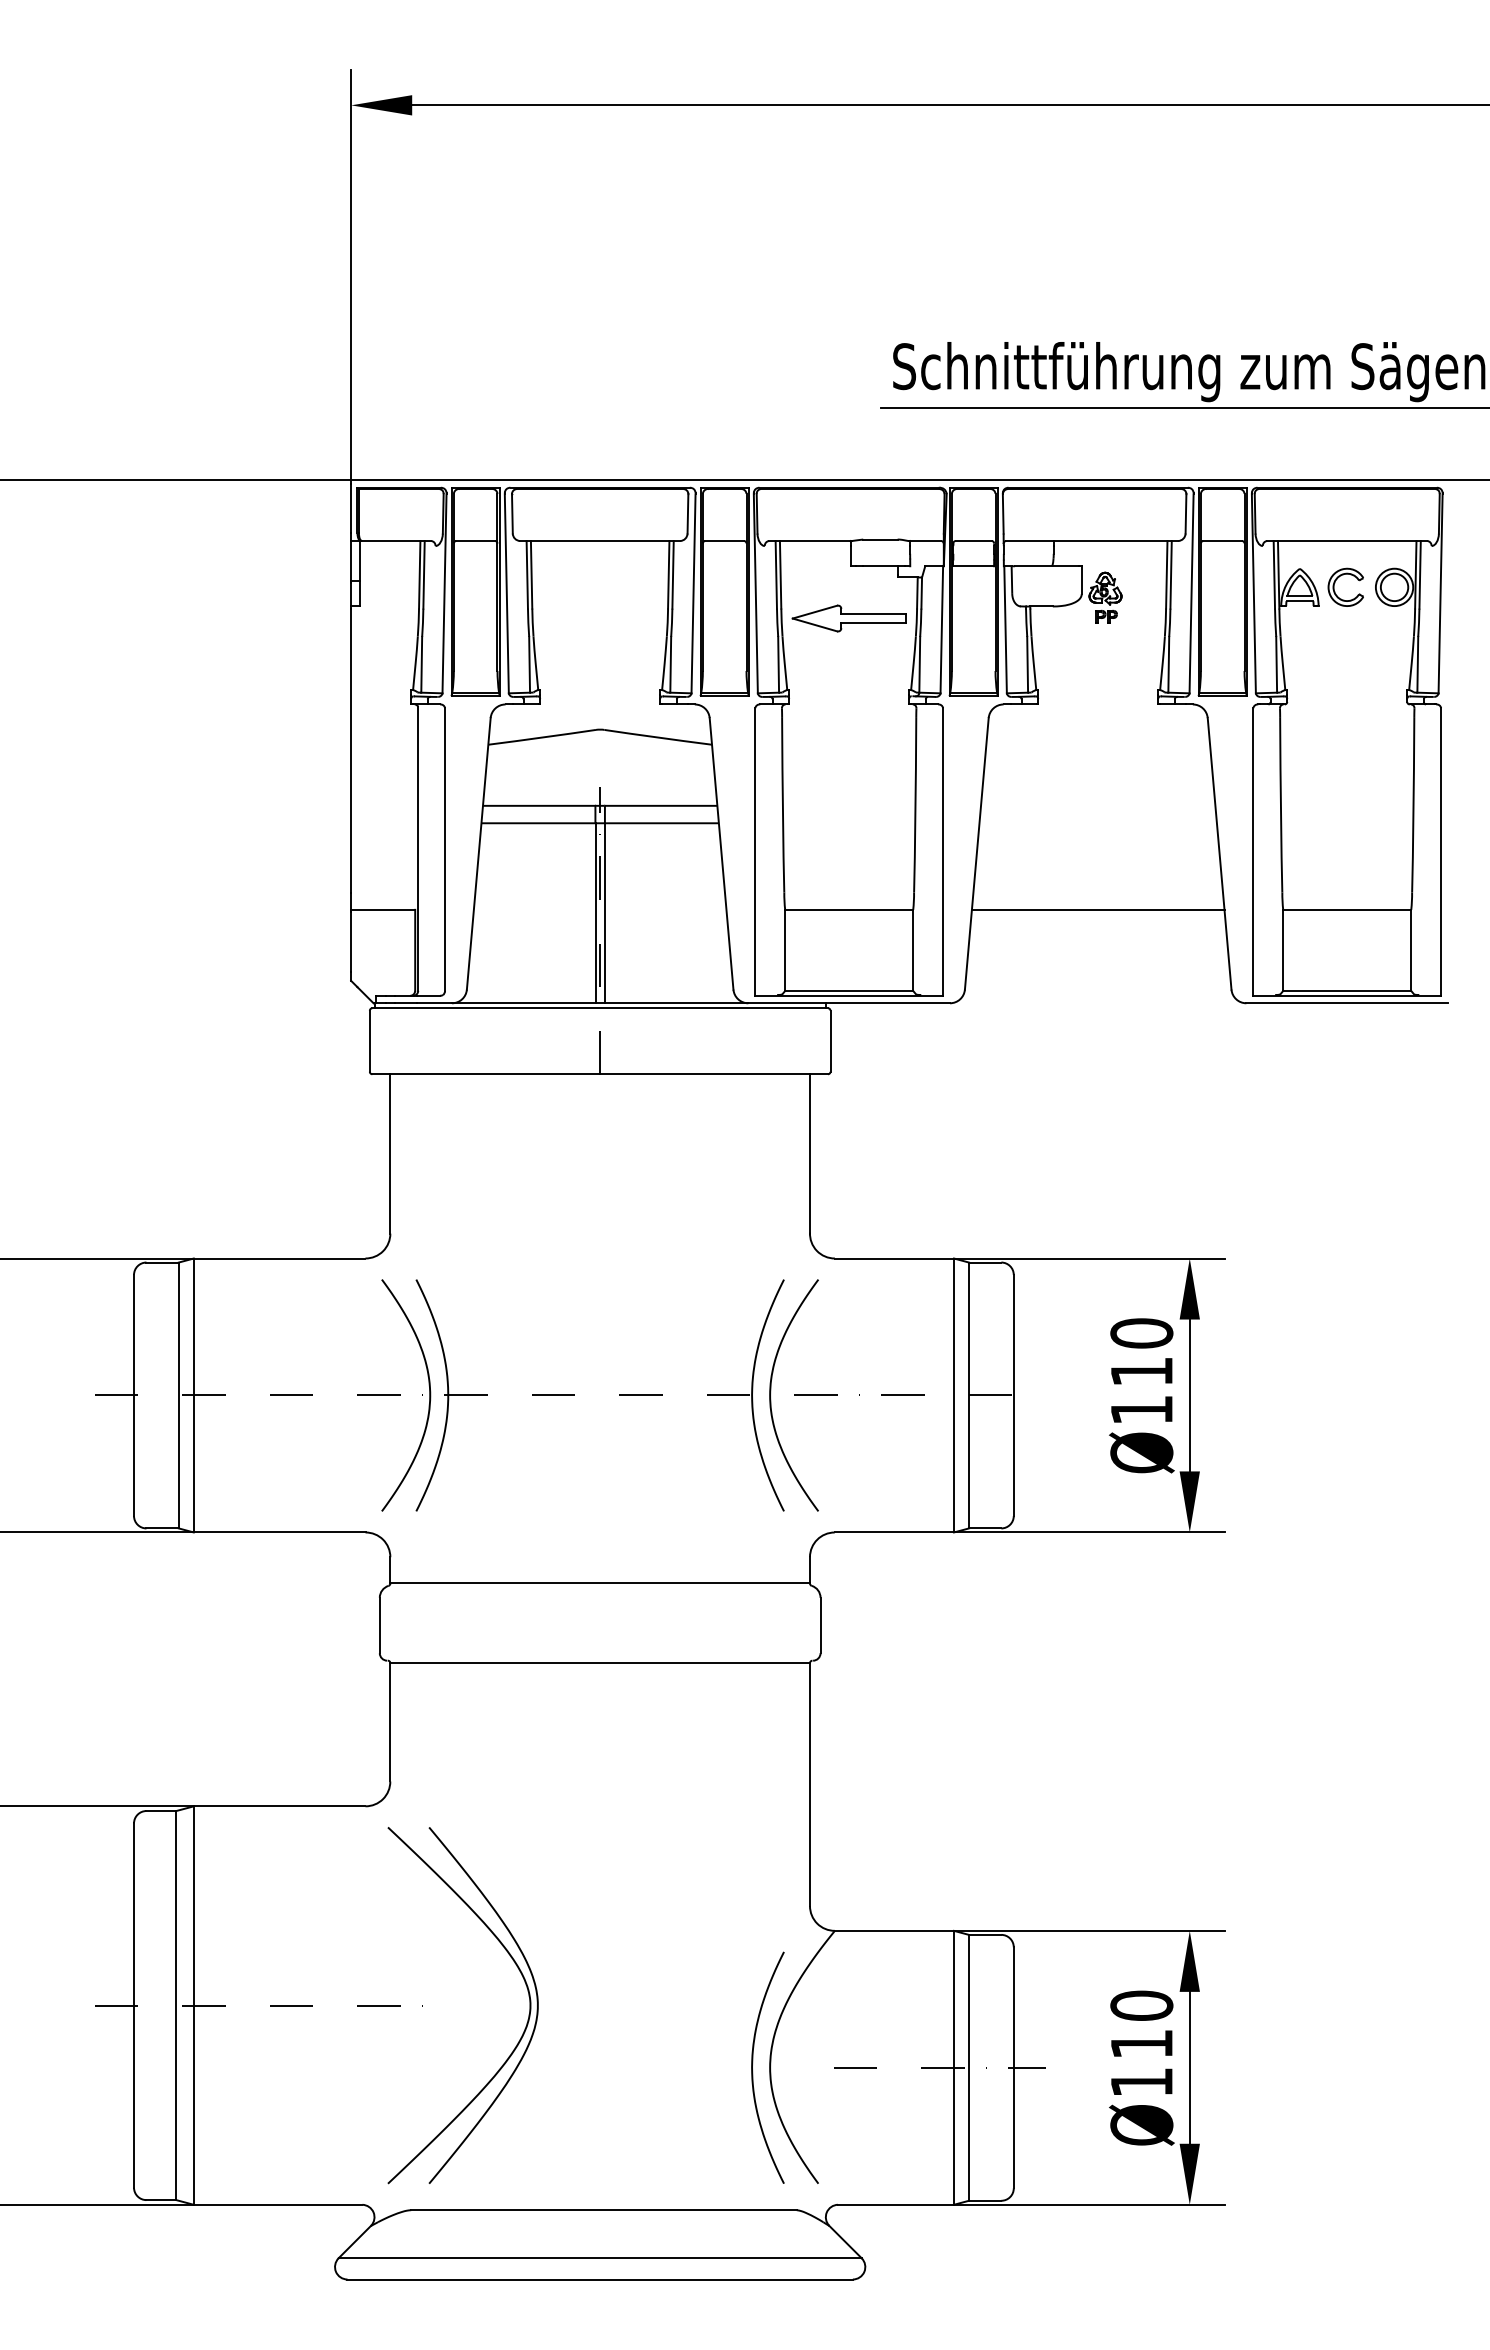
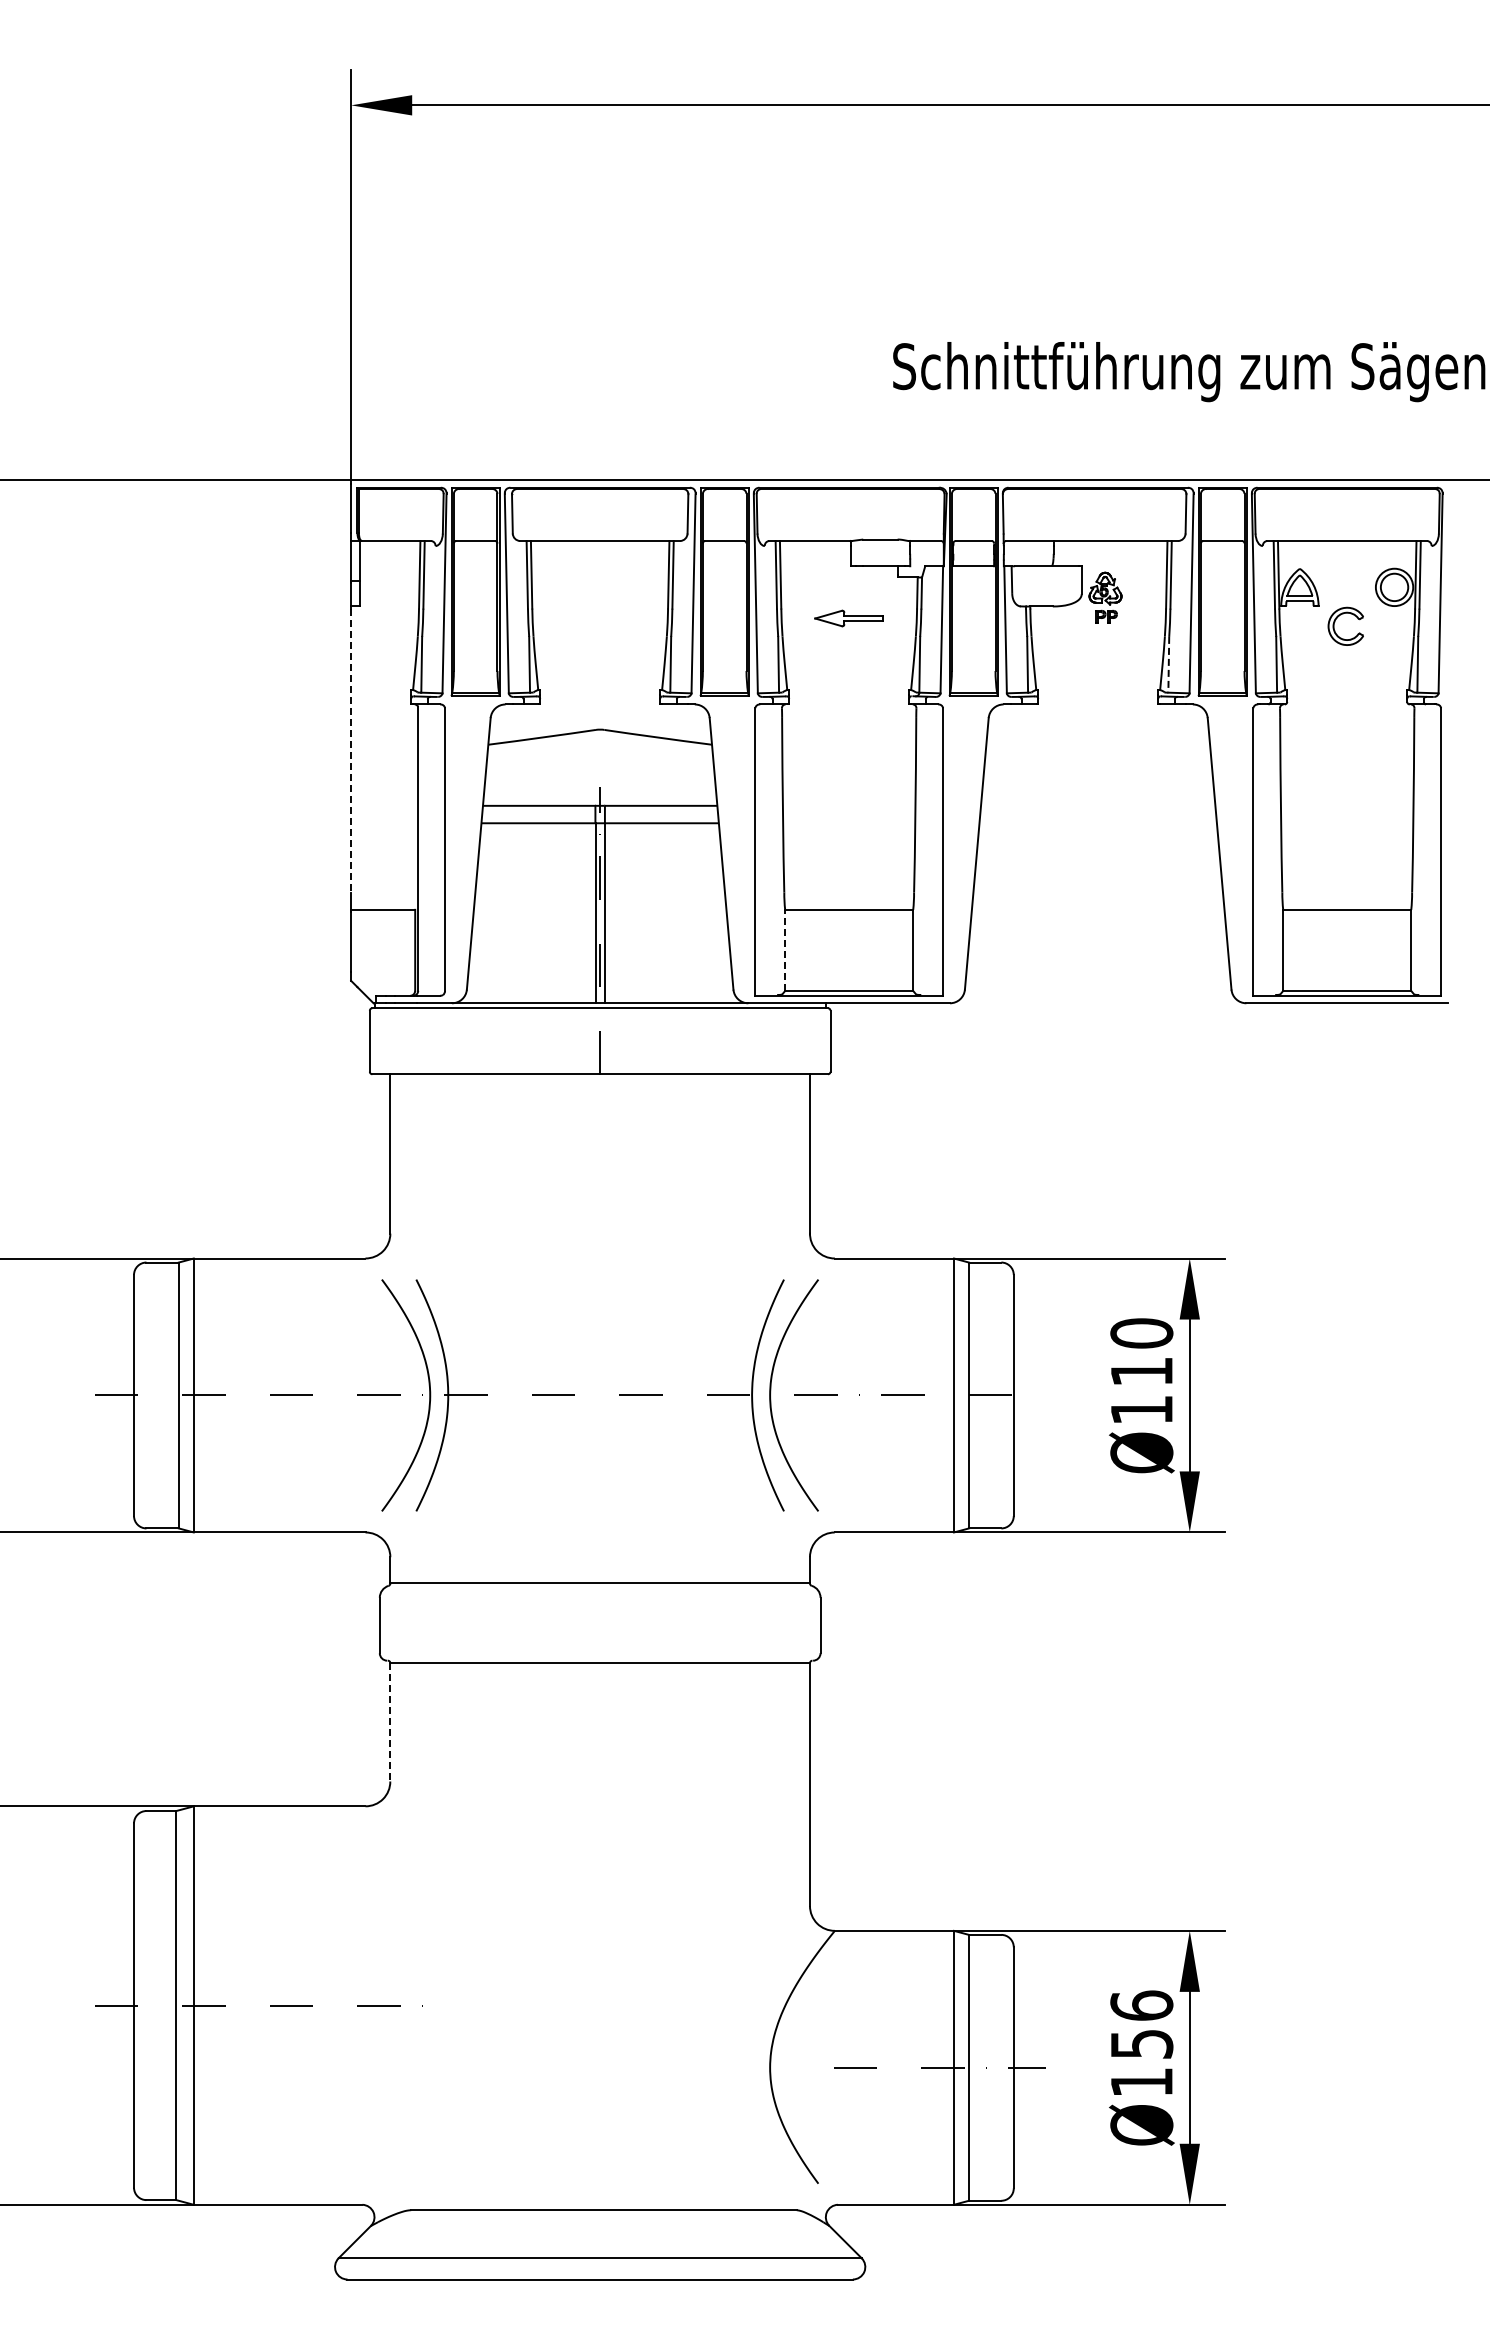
line: present -> none (1183, 408)
part position: (1335, 583) -> (1335, 622) (1335, 622)
part size: 116x29 px -> 70x19 px (848, 618)
line: solid -> dashed (1168, 664)
line: solid -> dashed (351, 751)
line: present -> none (1097, 909)
line: solid -> dashed (785, 950)
line: solid -> dashed (390, 1722)
part: present -> none (525, 1985)
text: Ø110 -> Ø156 (1141, 2024)
curve: present -> none (753, 2063)
